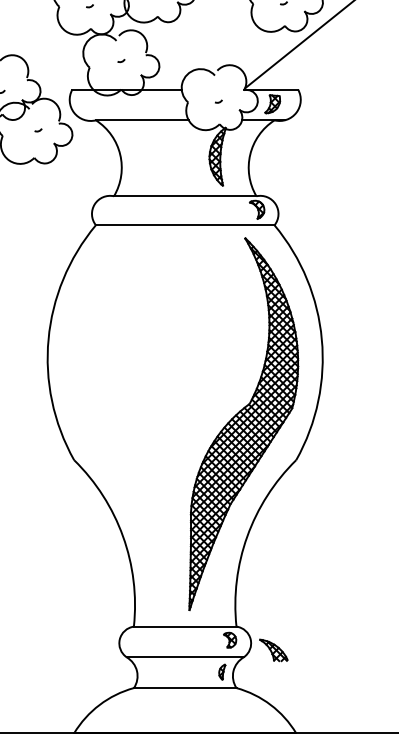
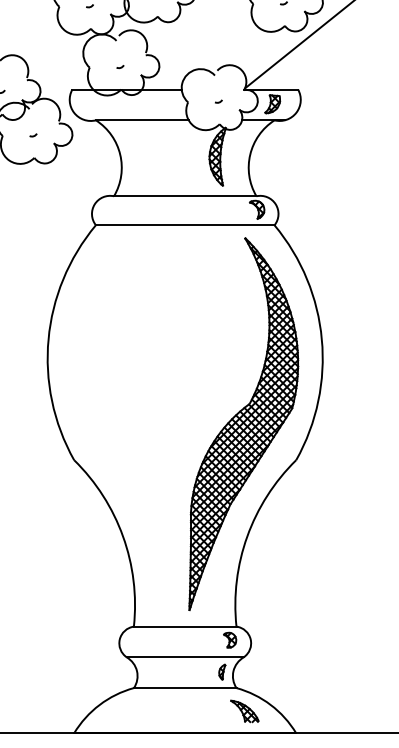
arc position: (121, 61) -> (120, 67) (120, 67)
arc position: (38, 130) -> (33, 135) (33, 135)
part position: (273, 650) -> (244, 711) (244, 711)
